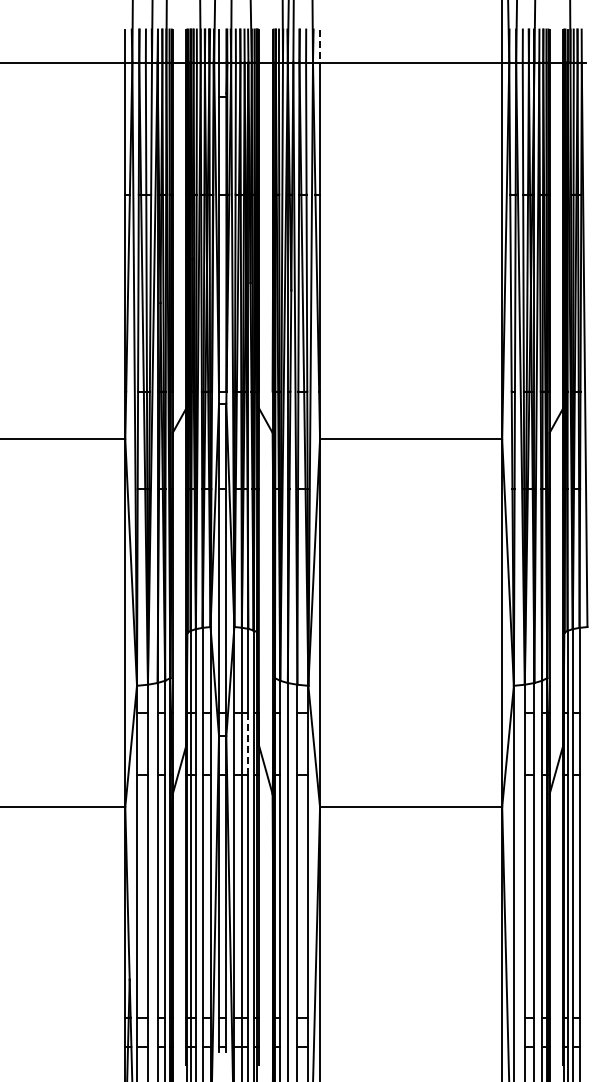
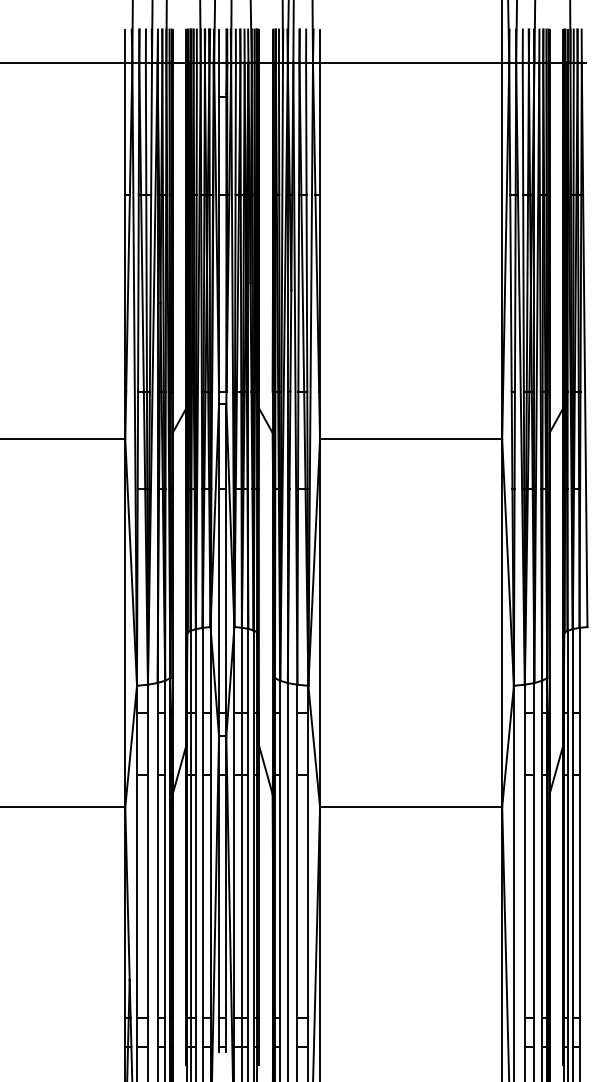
line: dashed -> solid (320, 46)
line: dashed -> solid (248, 744)
